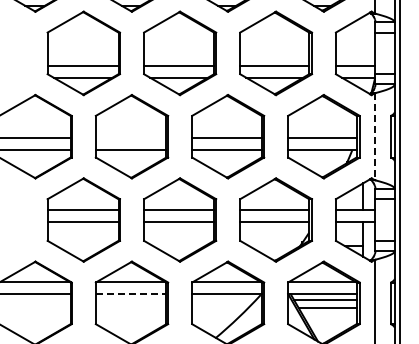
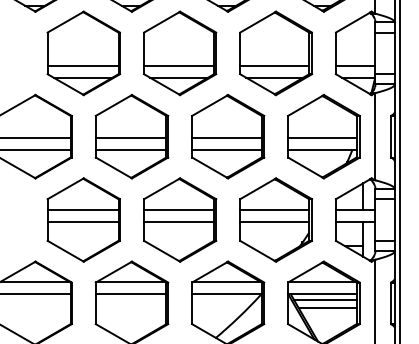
line: dashed -> solid (374, 137)
line: none -> present (130, 138)
line: dashed -> solid (131, 294)
